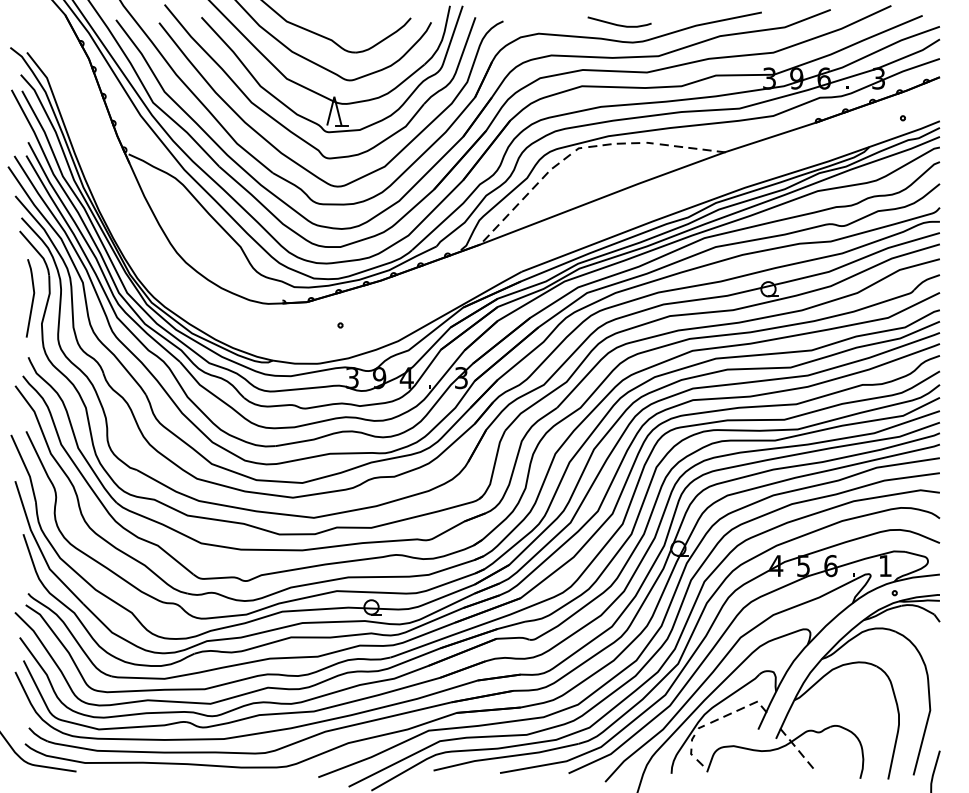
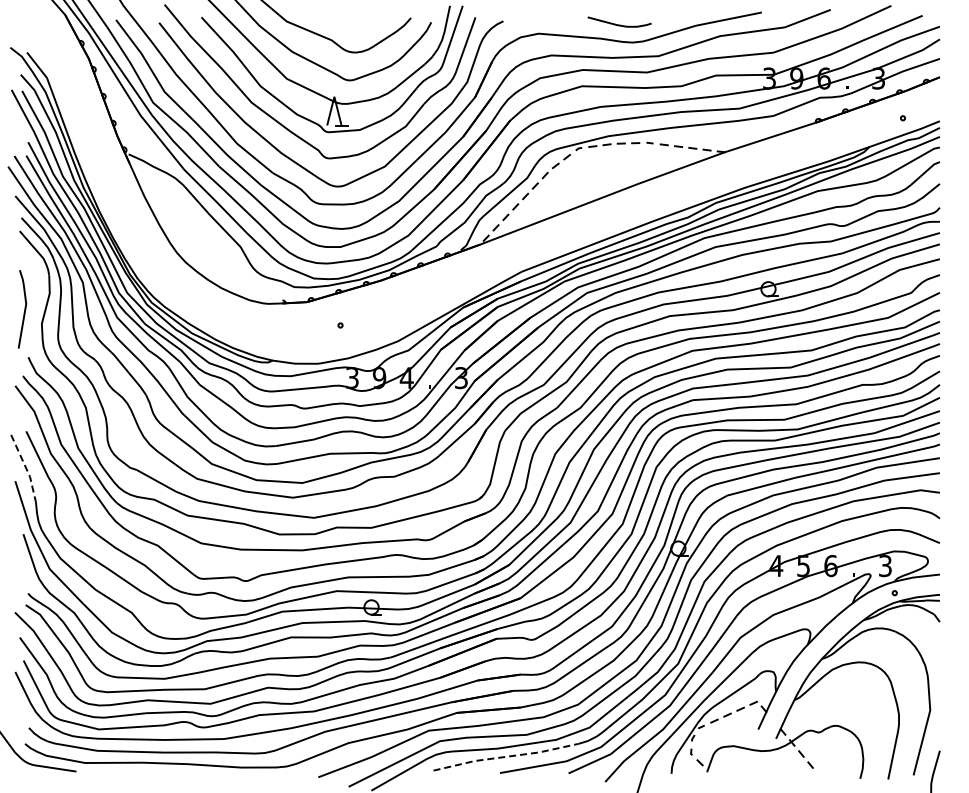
line position: (32, 298) -> (24, 309) (24, 309)
line: solid -> dashed (26, 468)
text: 1 -> 3 (885, 566)
line: solid -> dashed (506, 756)
